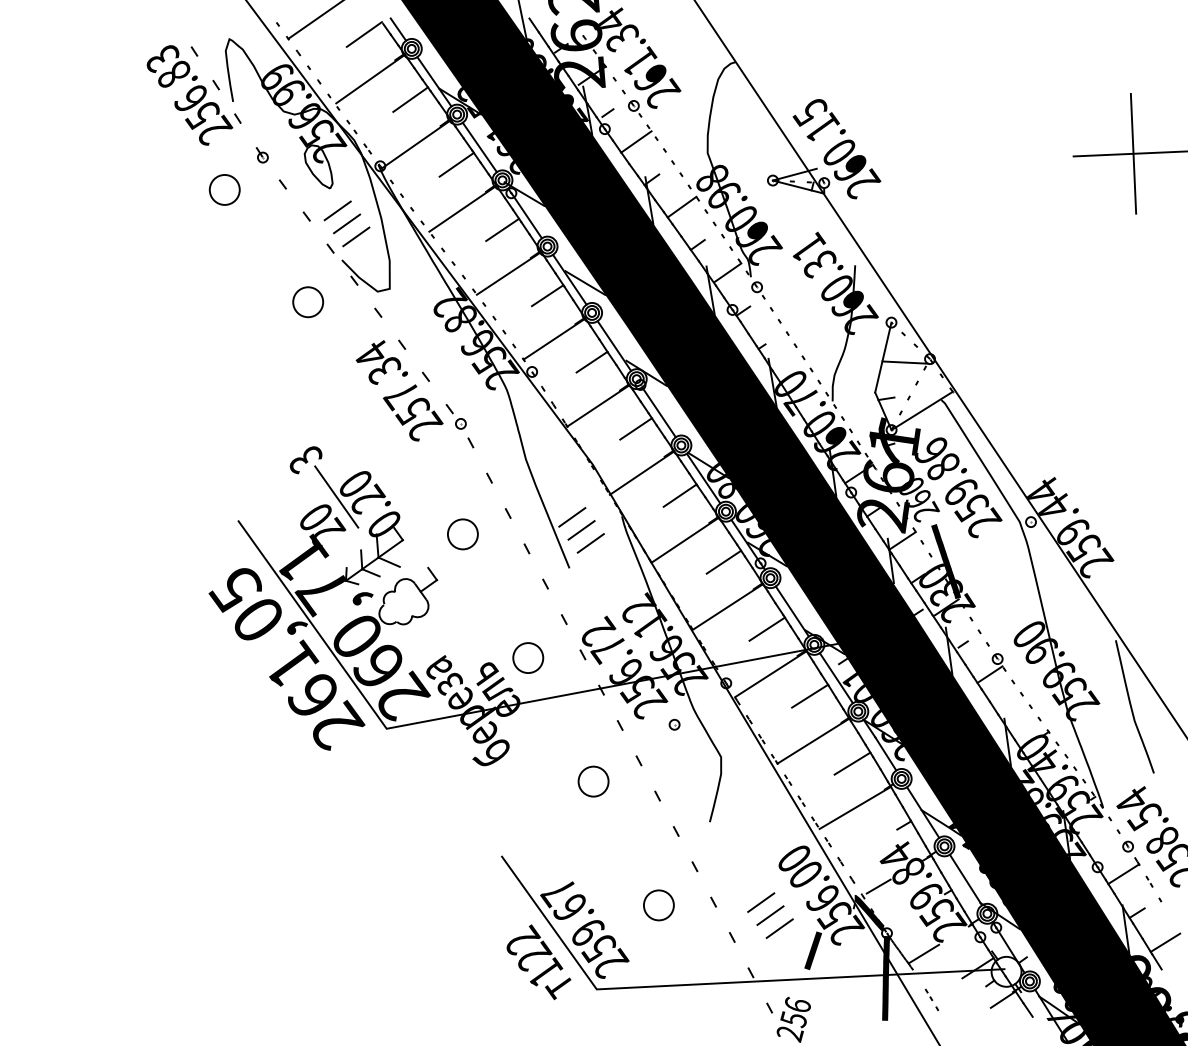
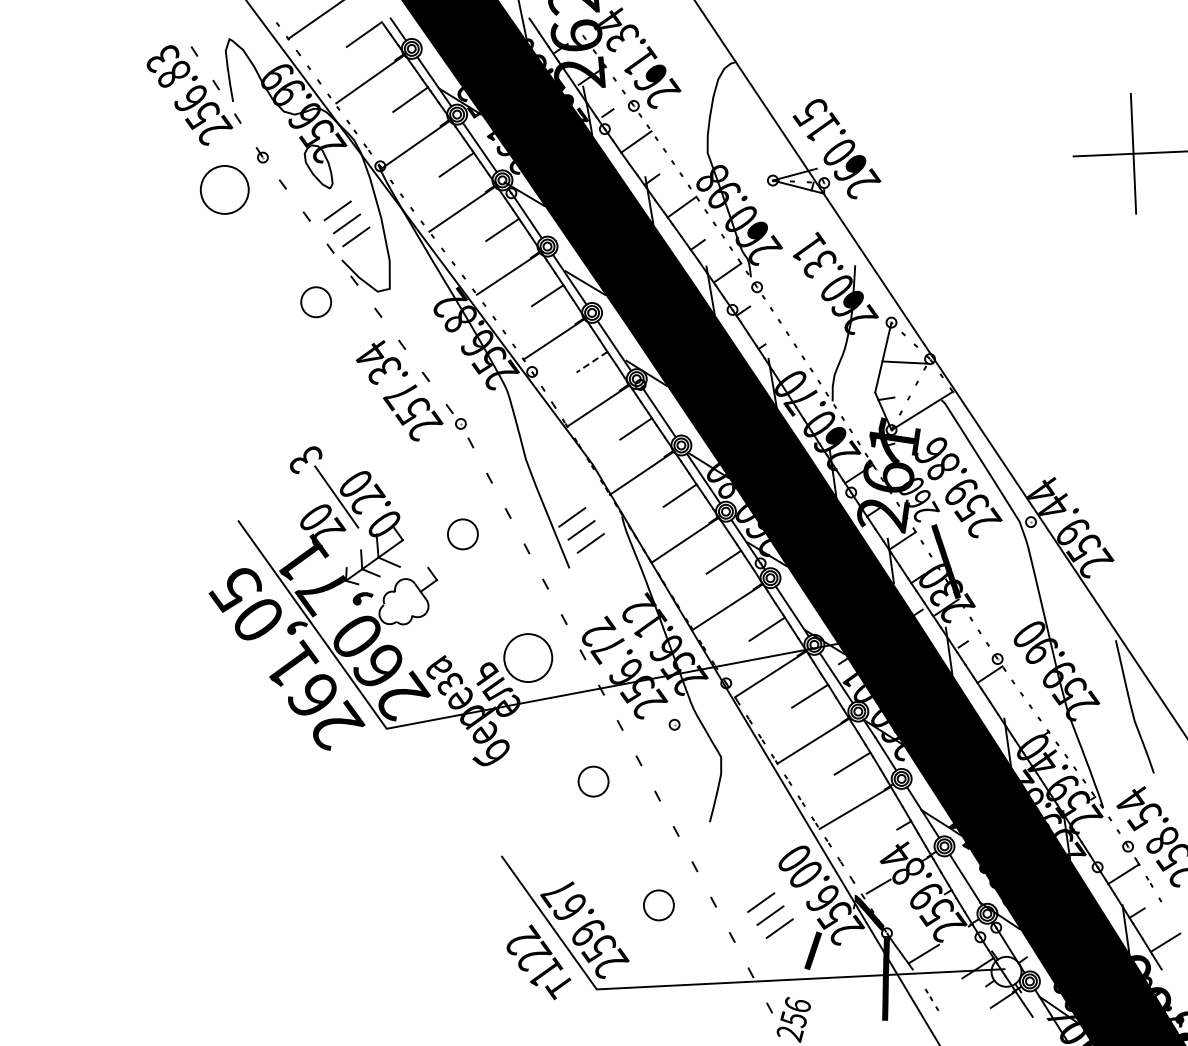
circle diameter: 30 px -> 48 px (224, 189)
circle position: (308, 302) -> (316, 302) (316, 302)
line: solid -> dashed (592, 362)
circle diameter: 30 px -> 48 px (528, 658)
